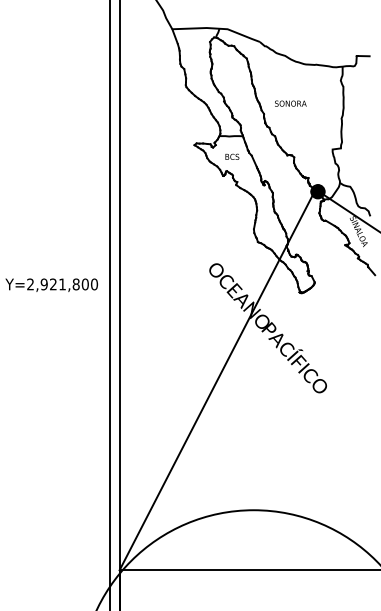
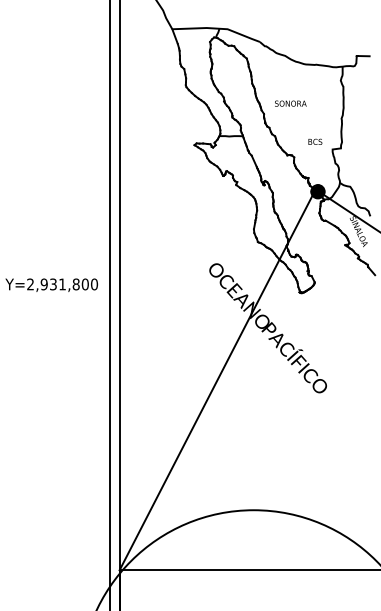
text position: (232, 156) -> (315, 141) (315, 141)
text: Y=2,921,800 -> Y=2,931,800 (53, 284)
